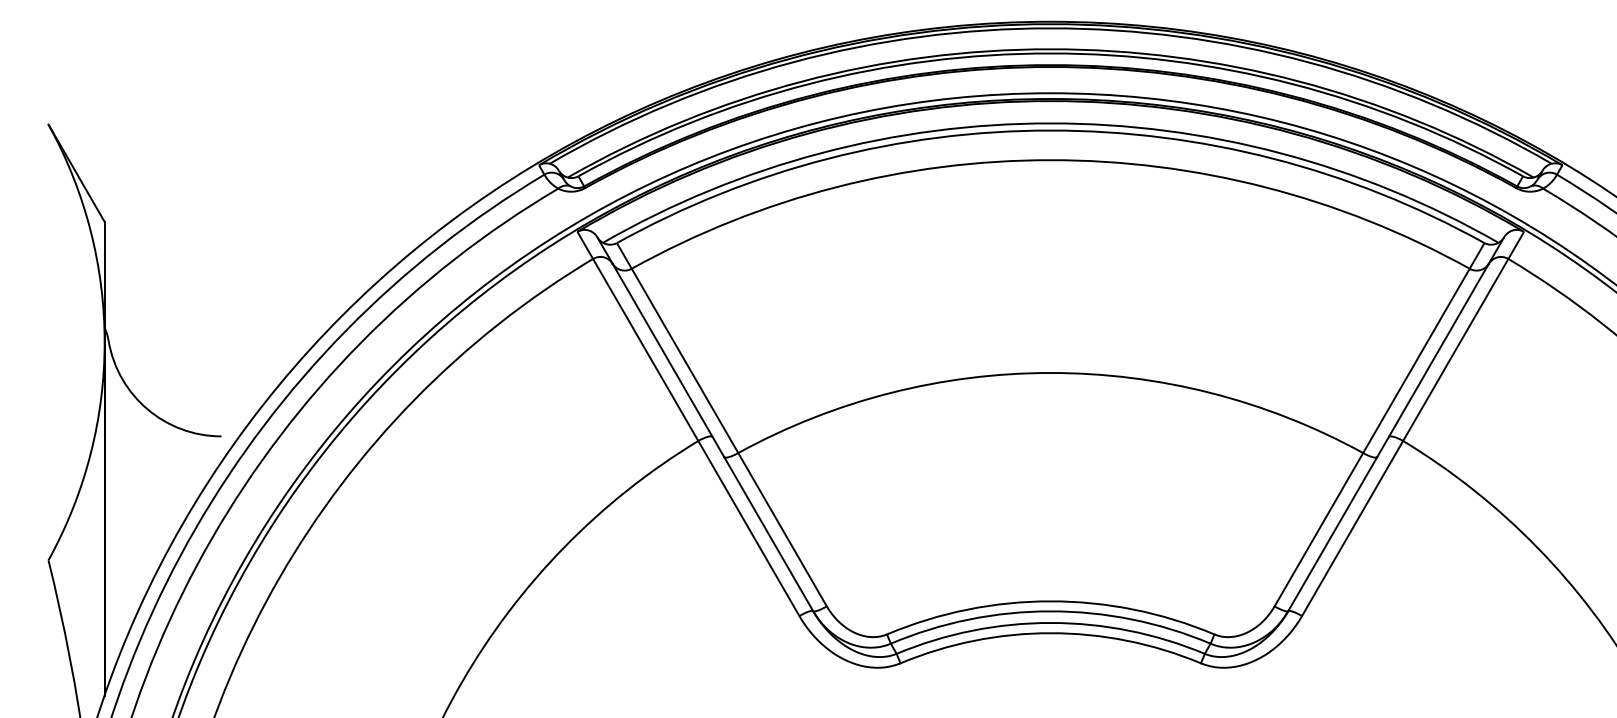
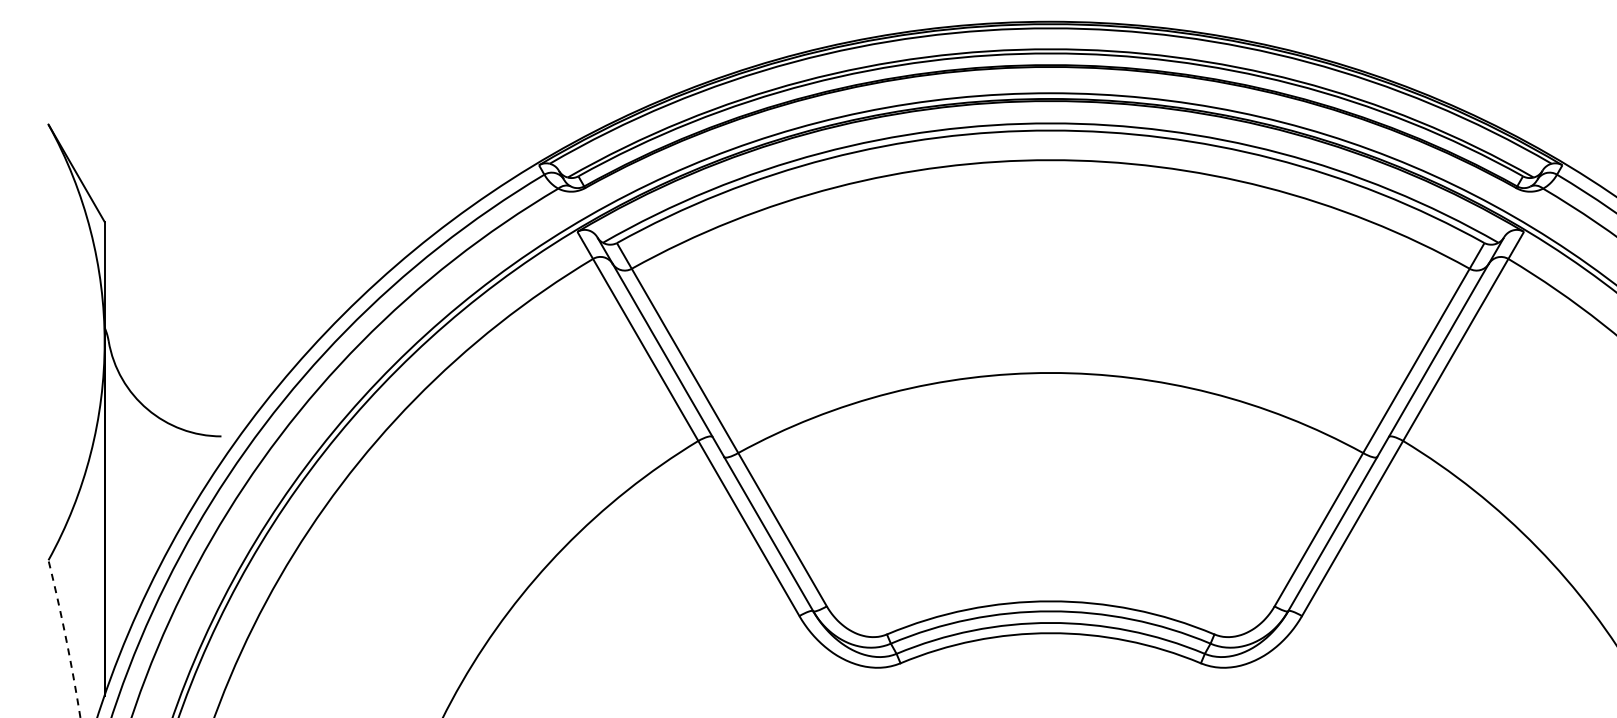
arc: solid -> dashed (65, 638)
